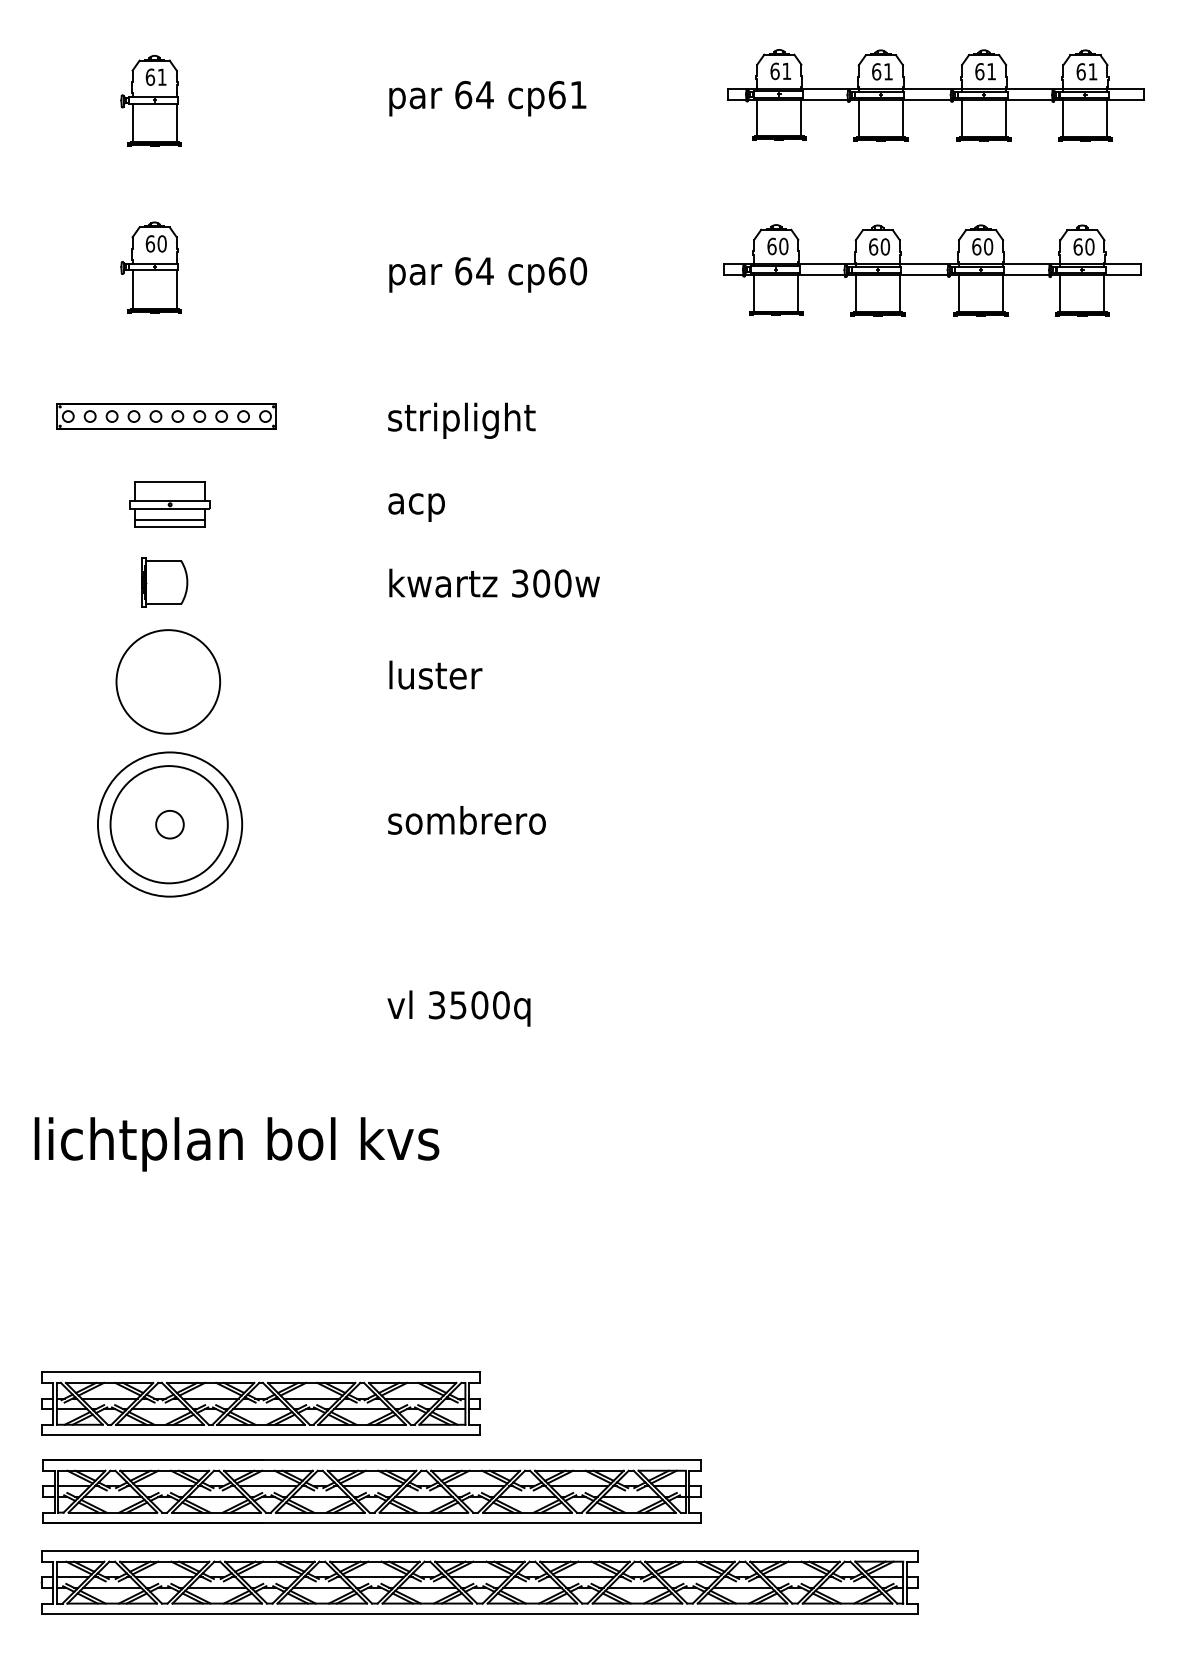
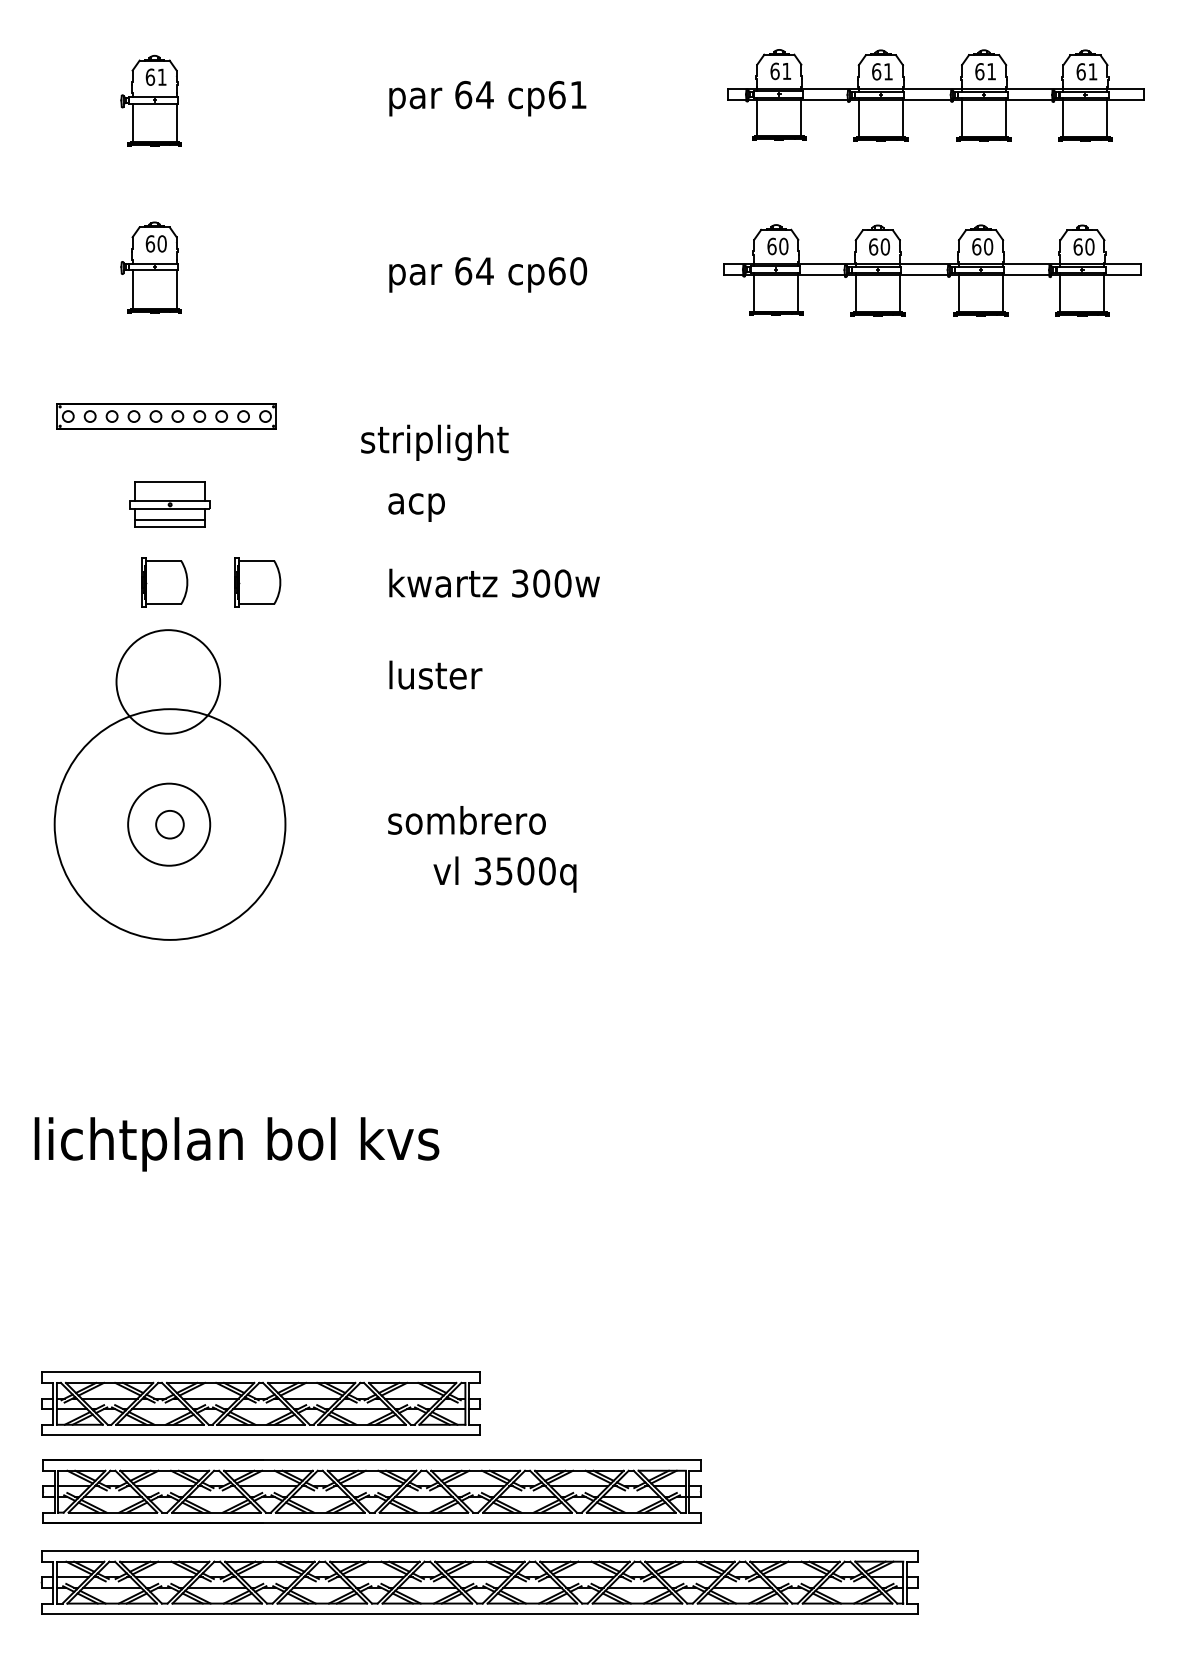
text position: (461, 420) -> (434, 442) (434, 442)
part: none -> present (257, 582)
circle diameter: 117 px -> 82 px (169, 824)
circle diameter: 144 px -> 231 px (169, 824)
text position: (458, 1008) -> (504, 874) (504, 874)
